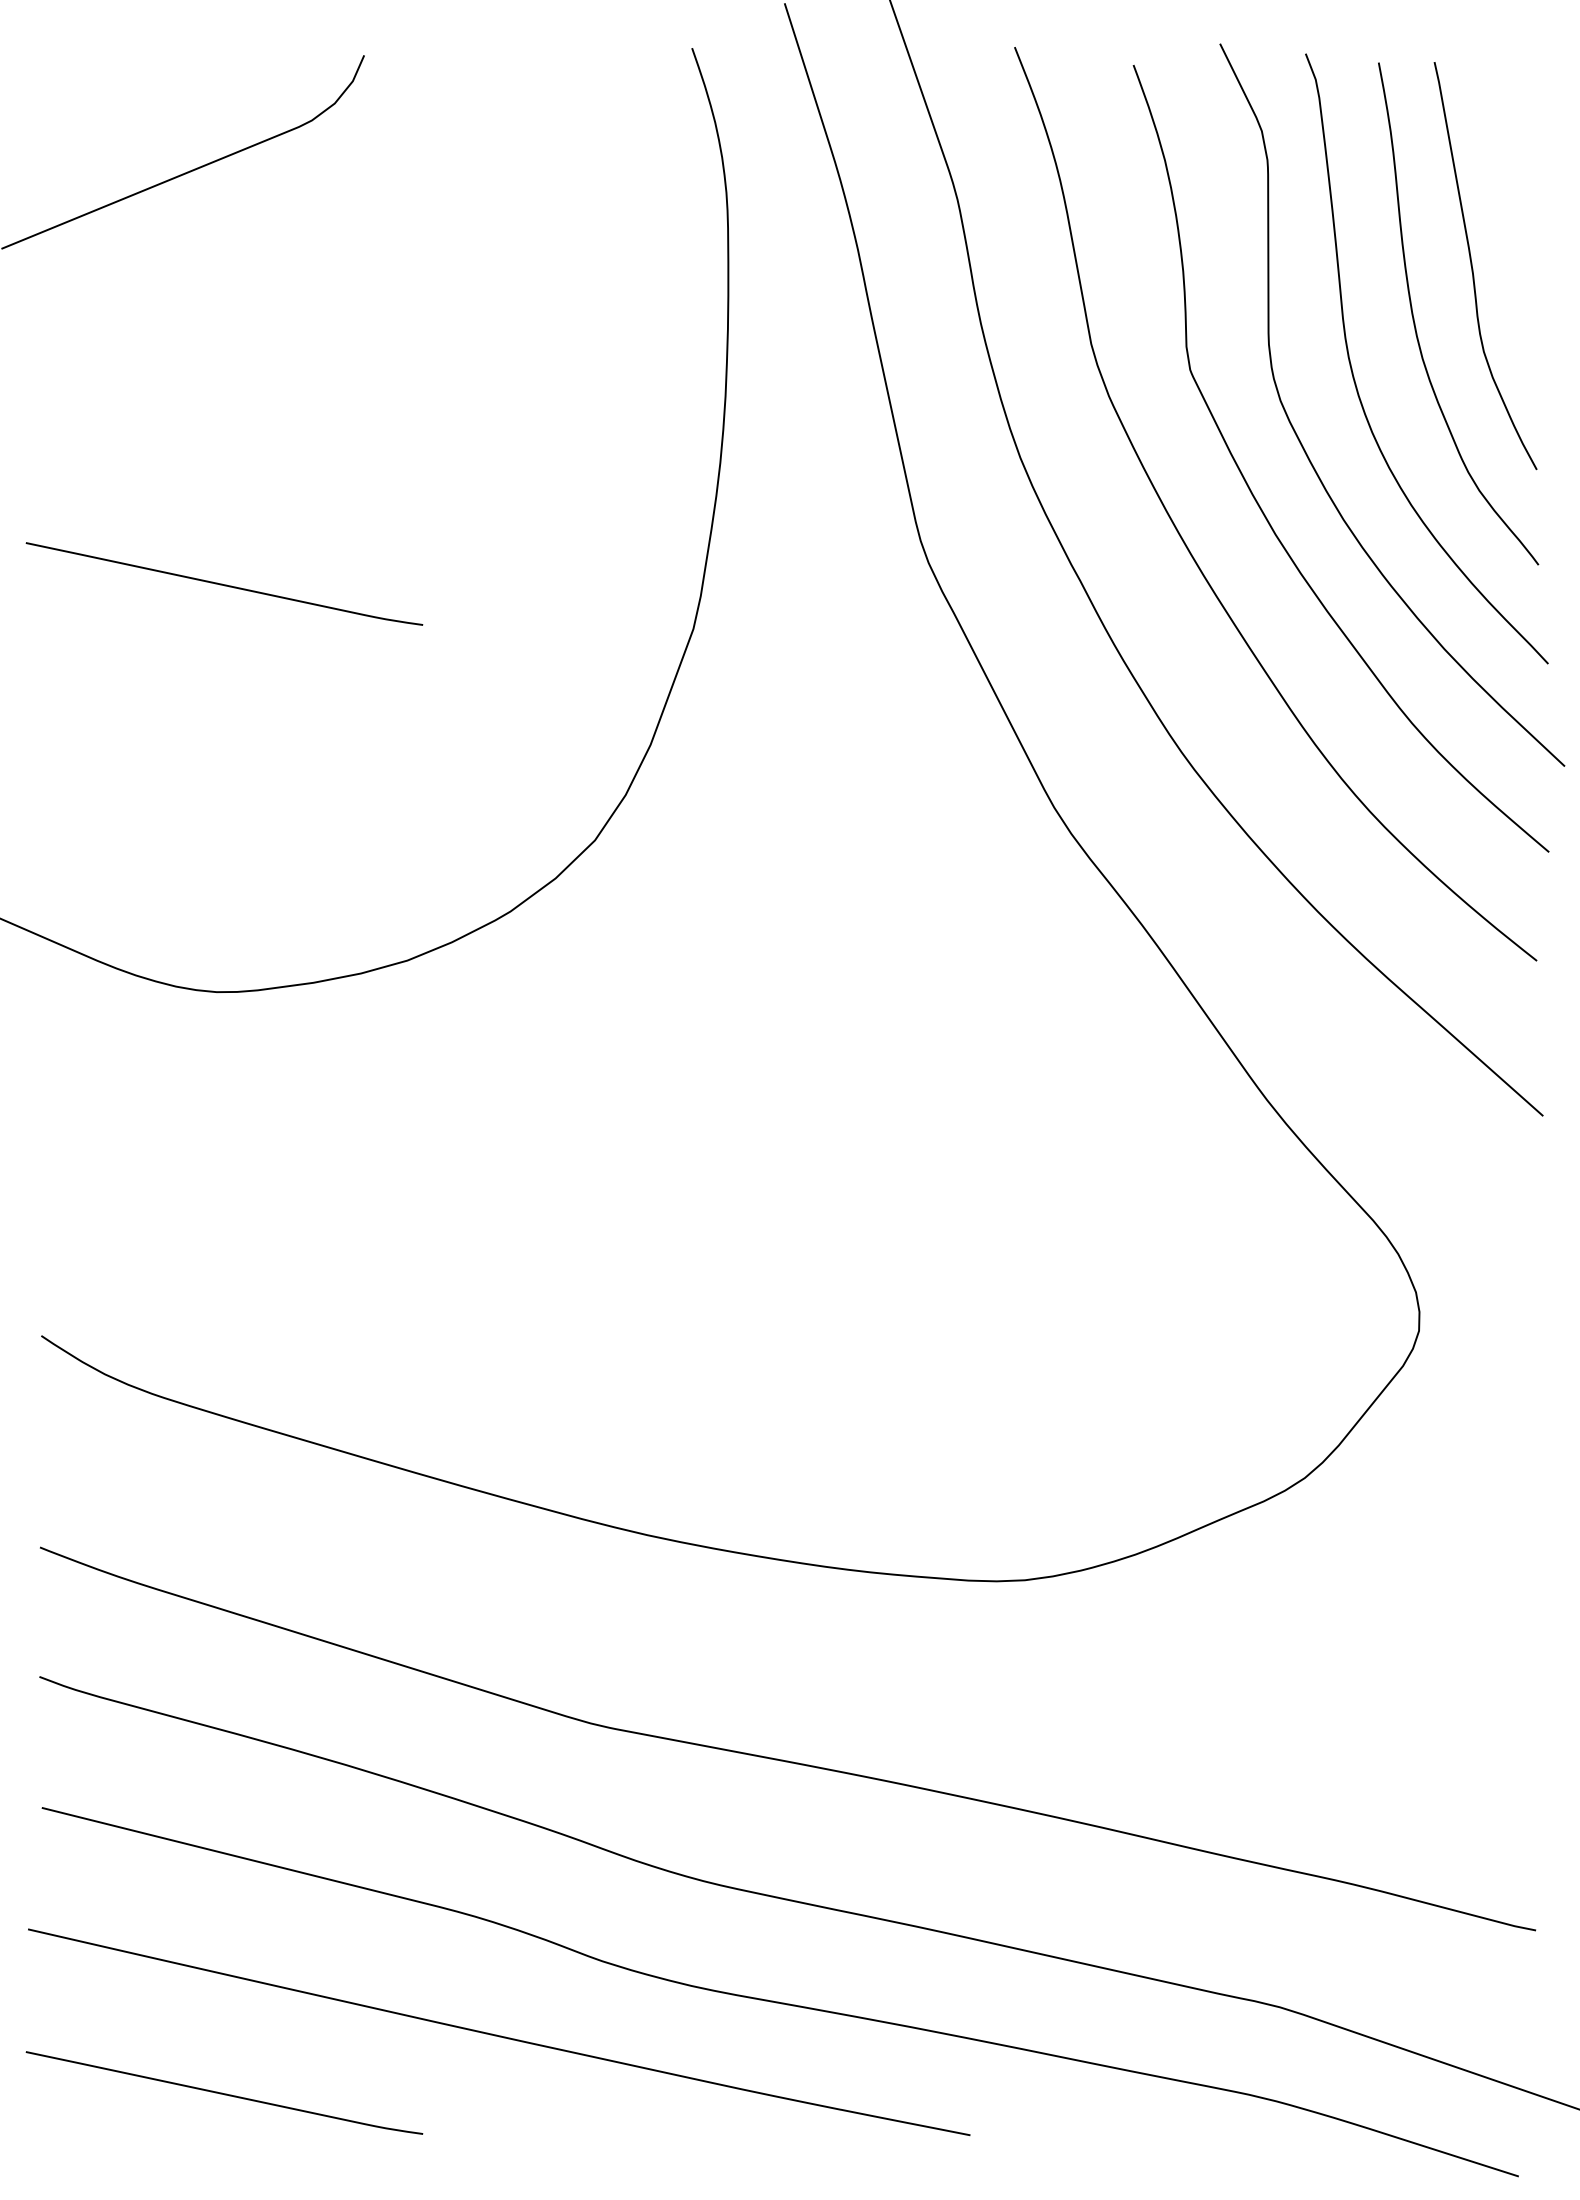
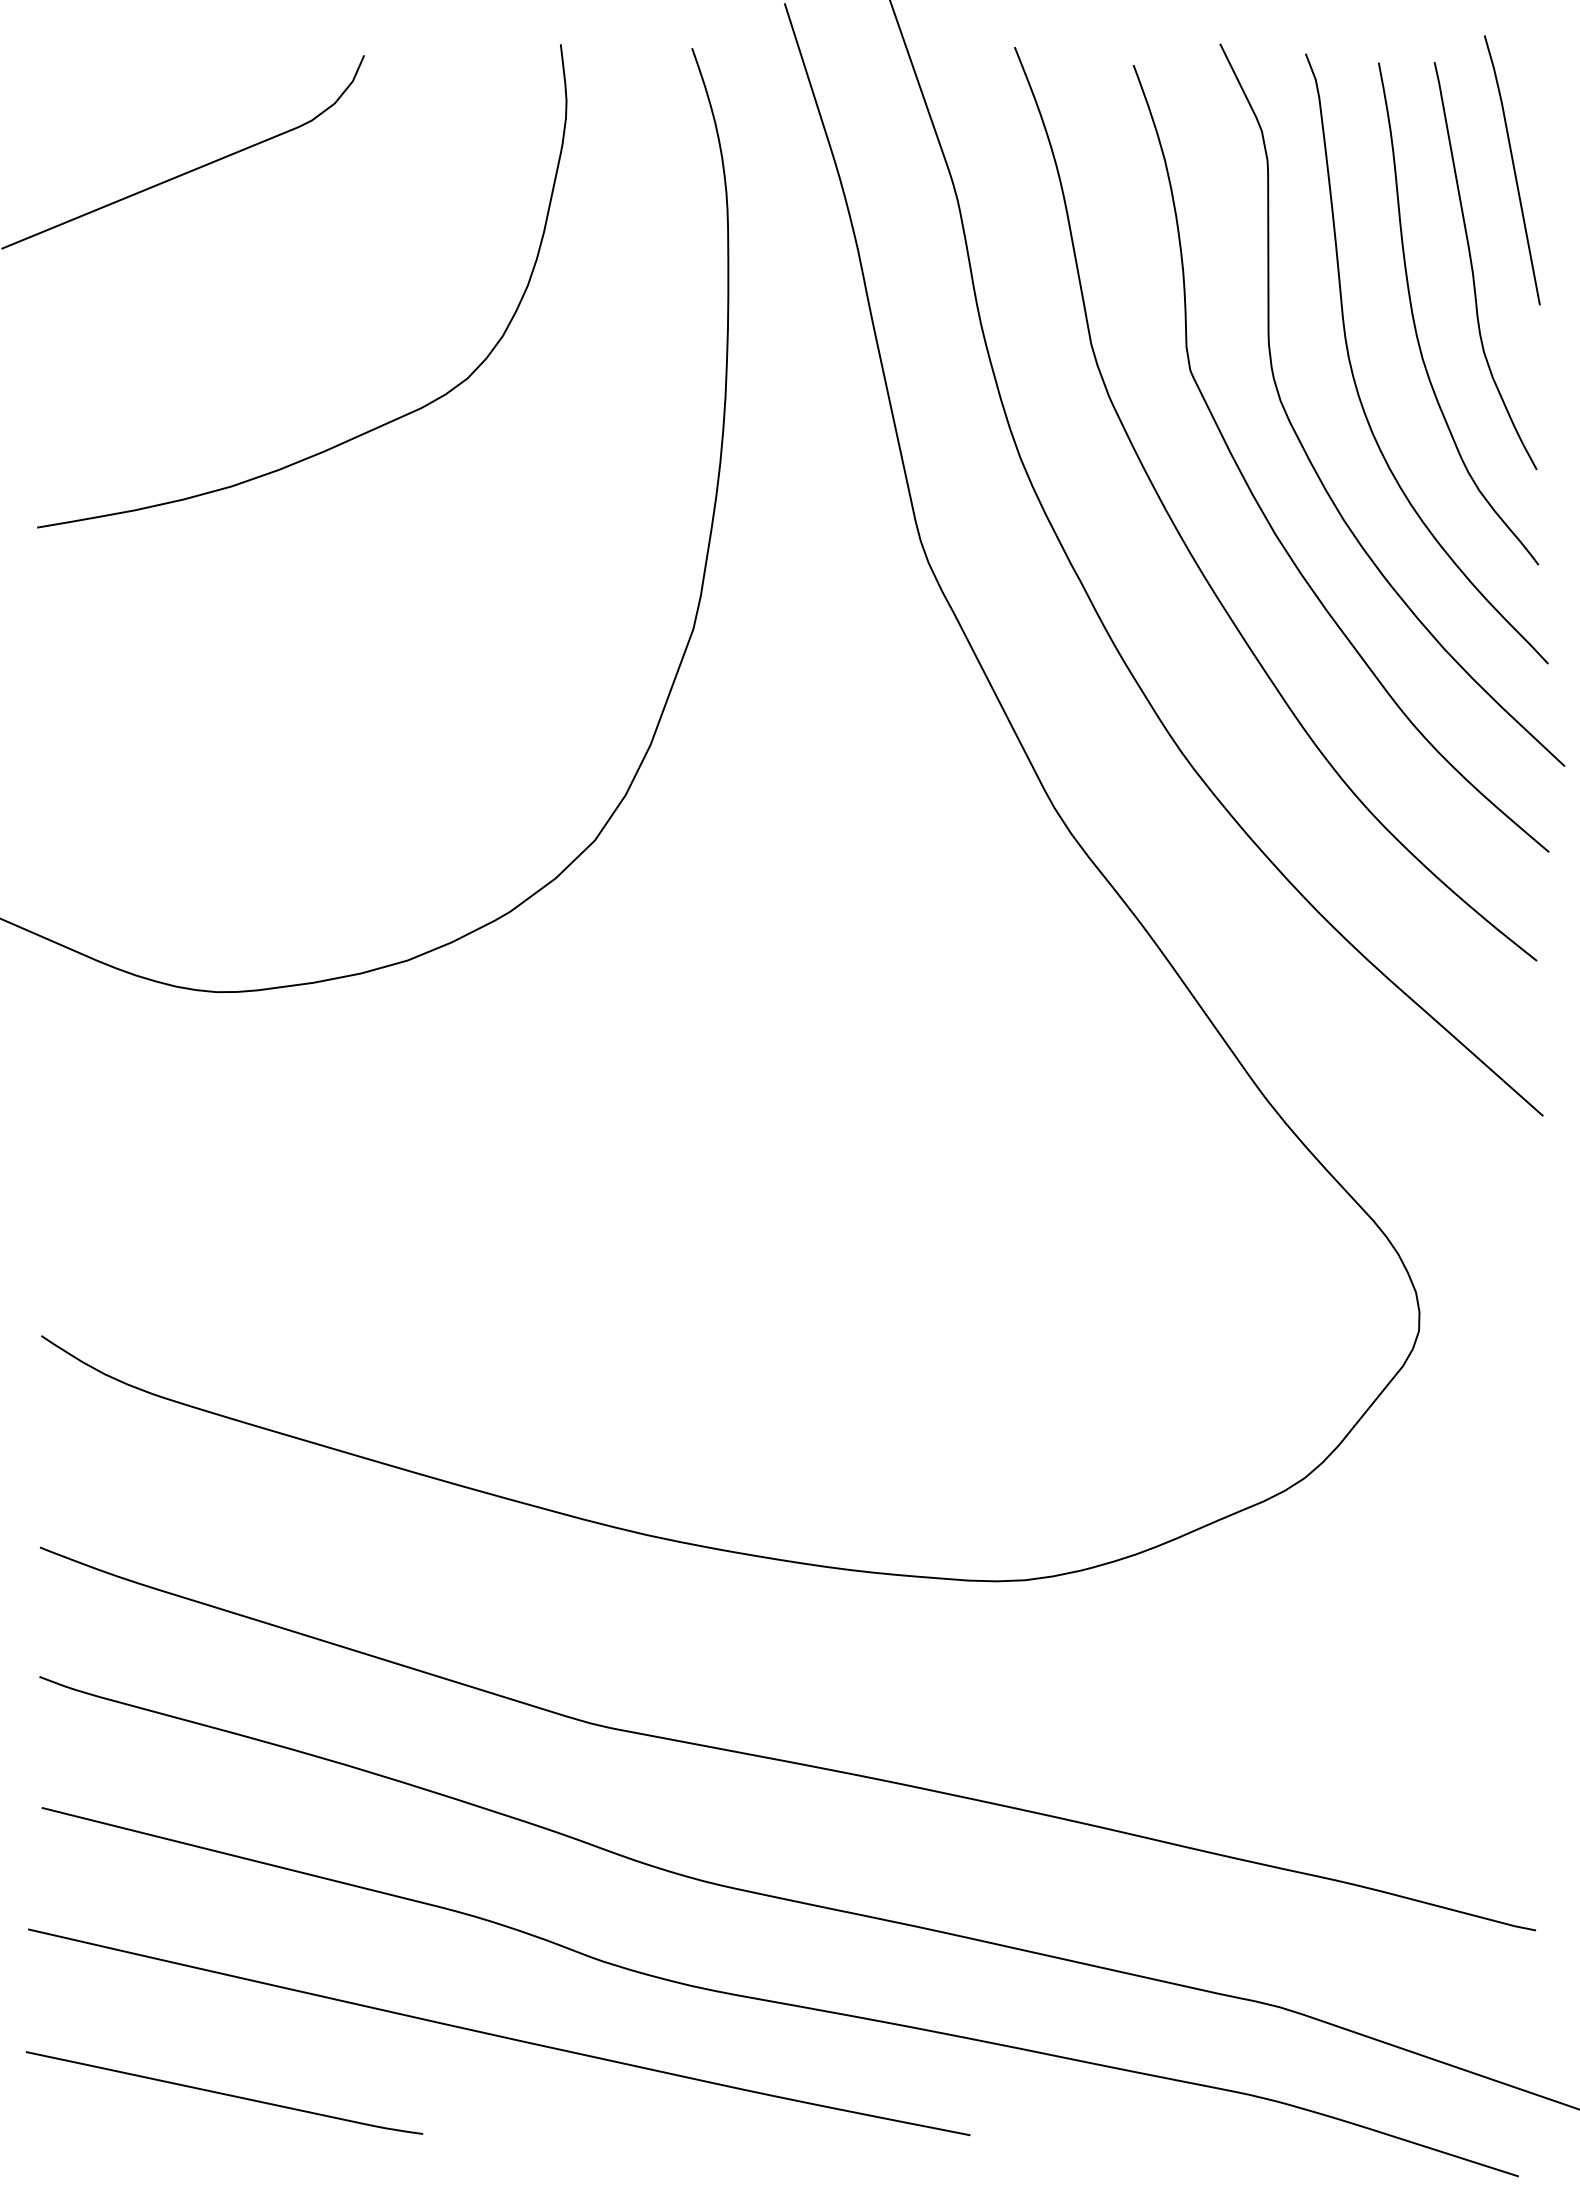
line: none -> present (1513, 170)
curve: none -> present (370, 429)
curve: present -> none (224, 584)
